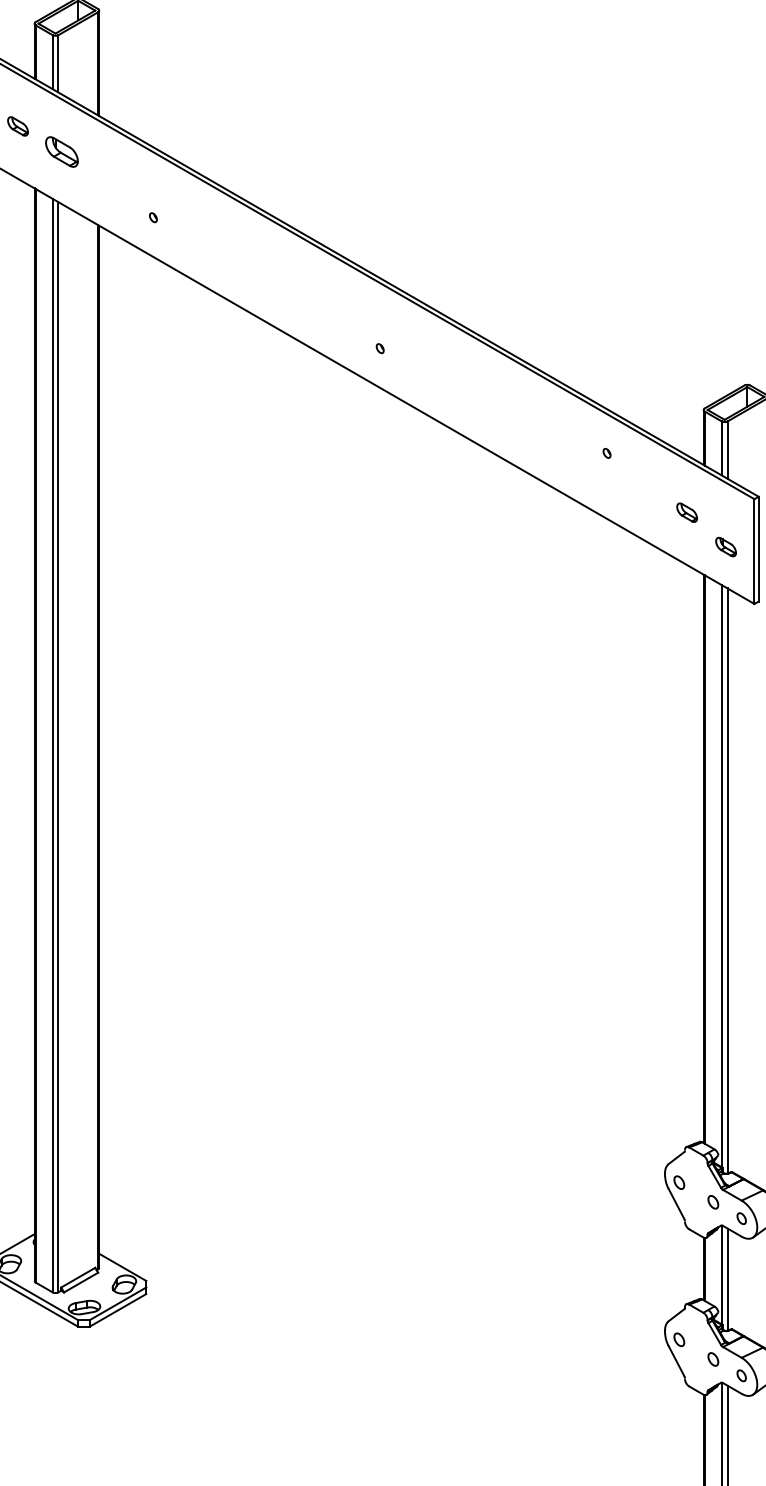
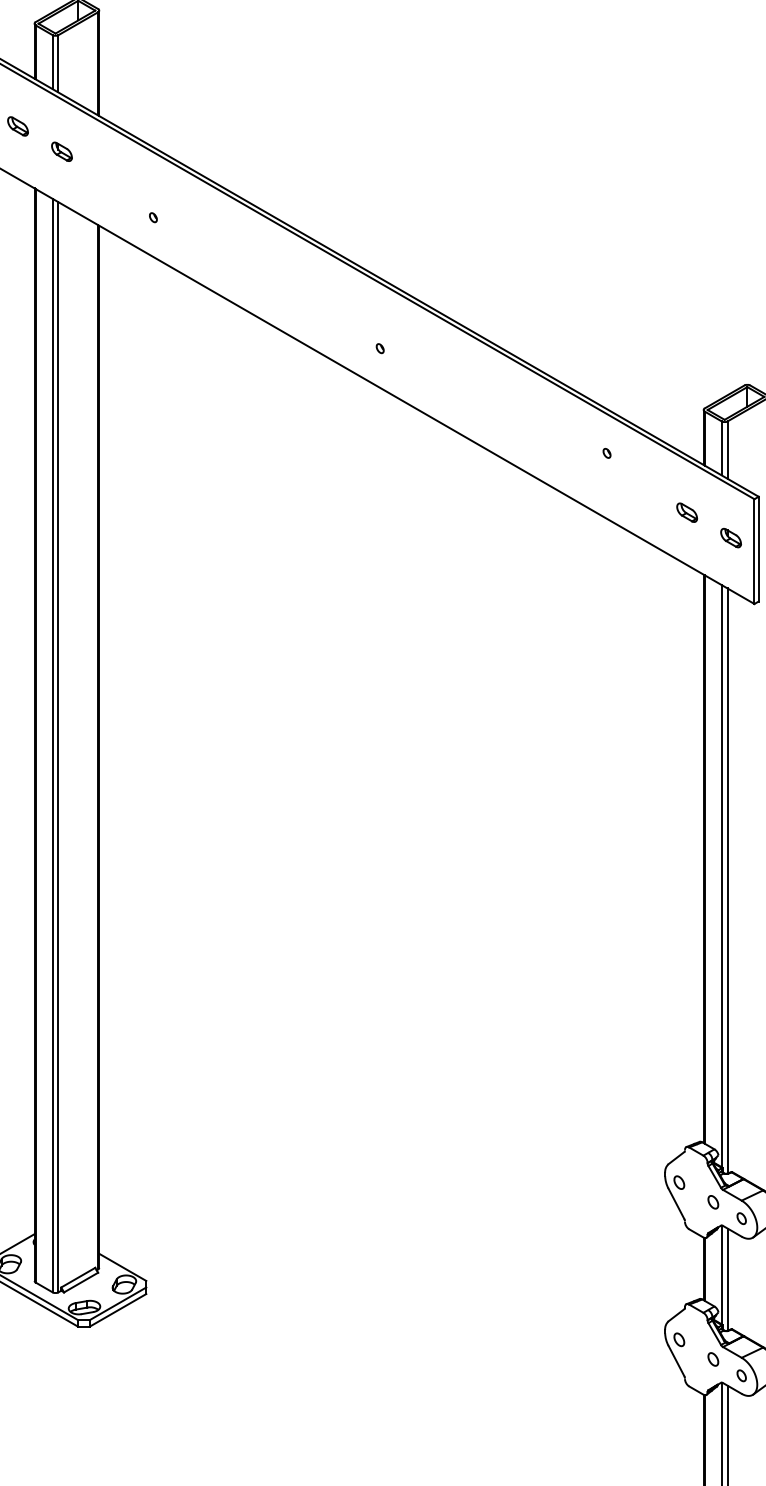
part size: 34x32 px -> 22x21 px (61, 151)
part position: (725, 546) -> (730, 537) (730, 537)
